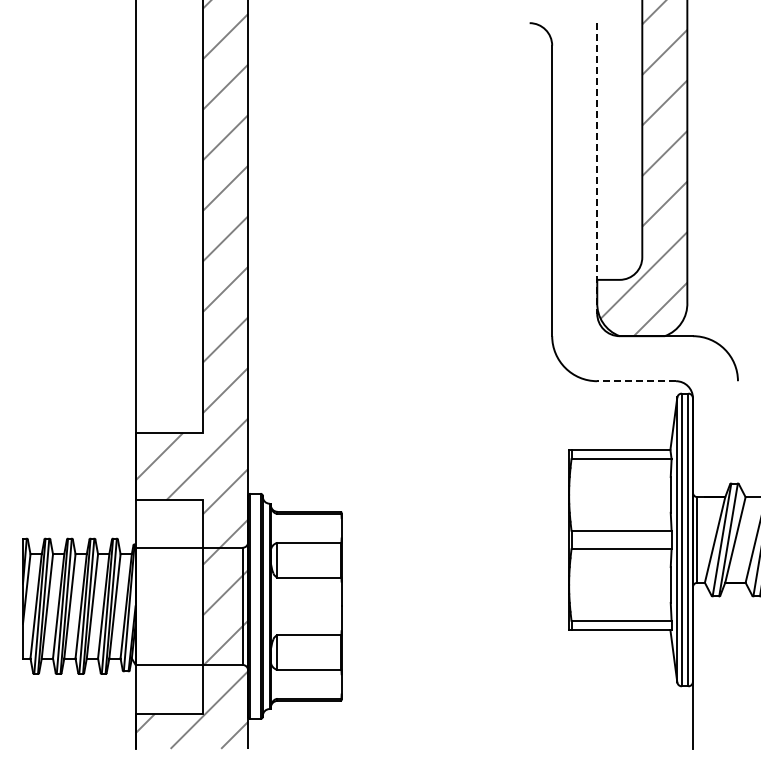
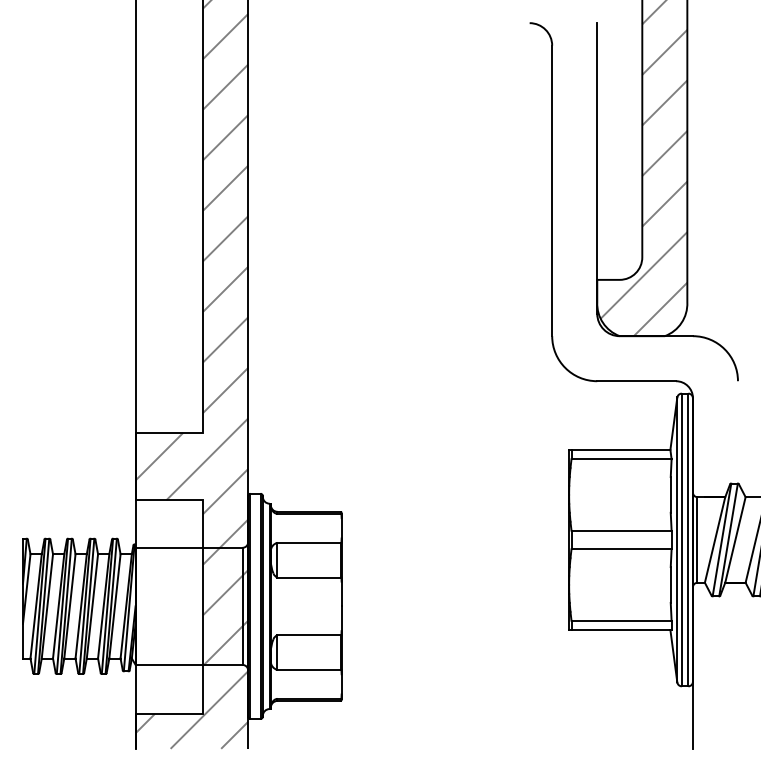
line: dashed -> solid (597, 168)
line: dashed -> solid (636, 381)
